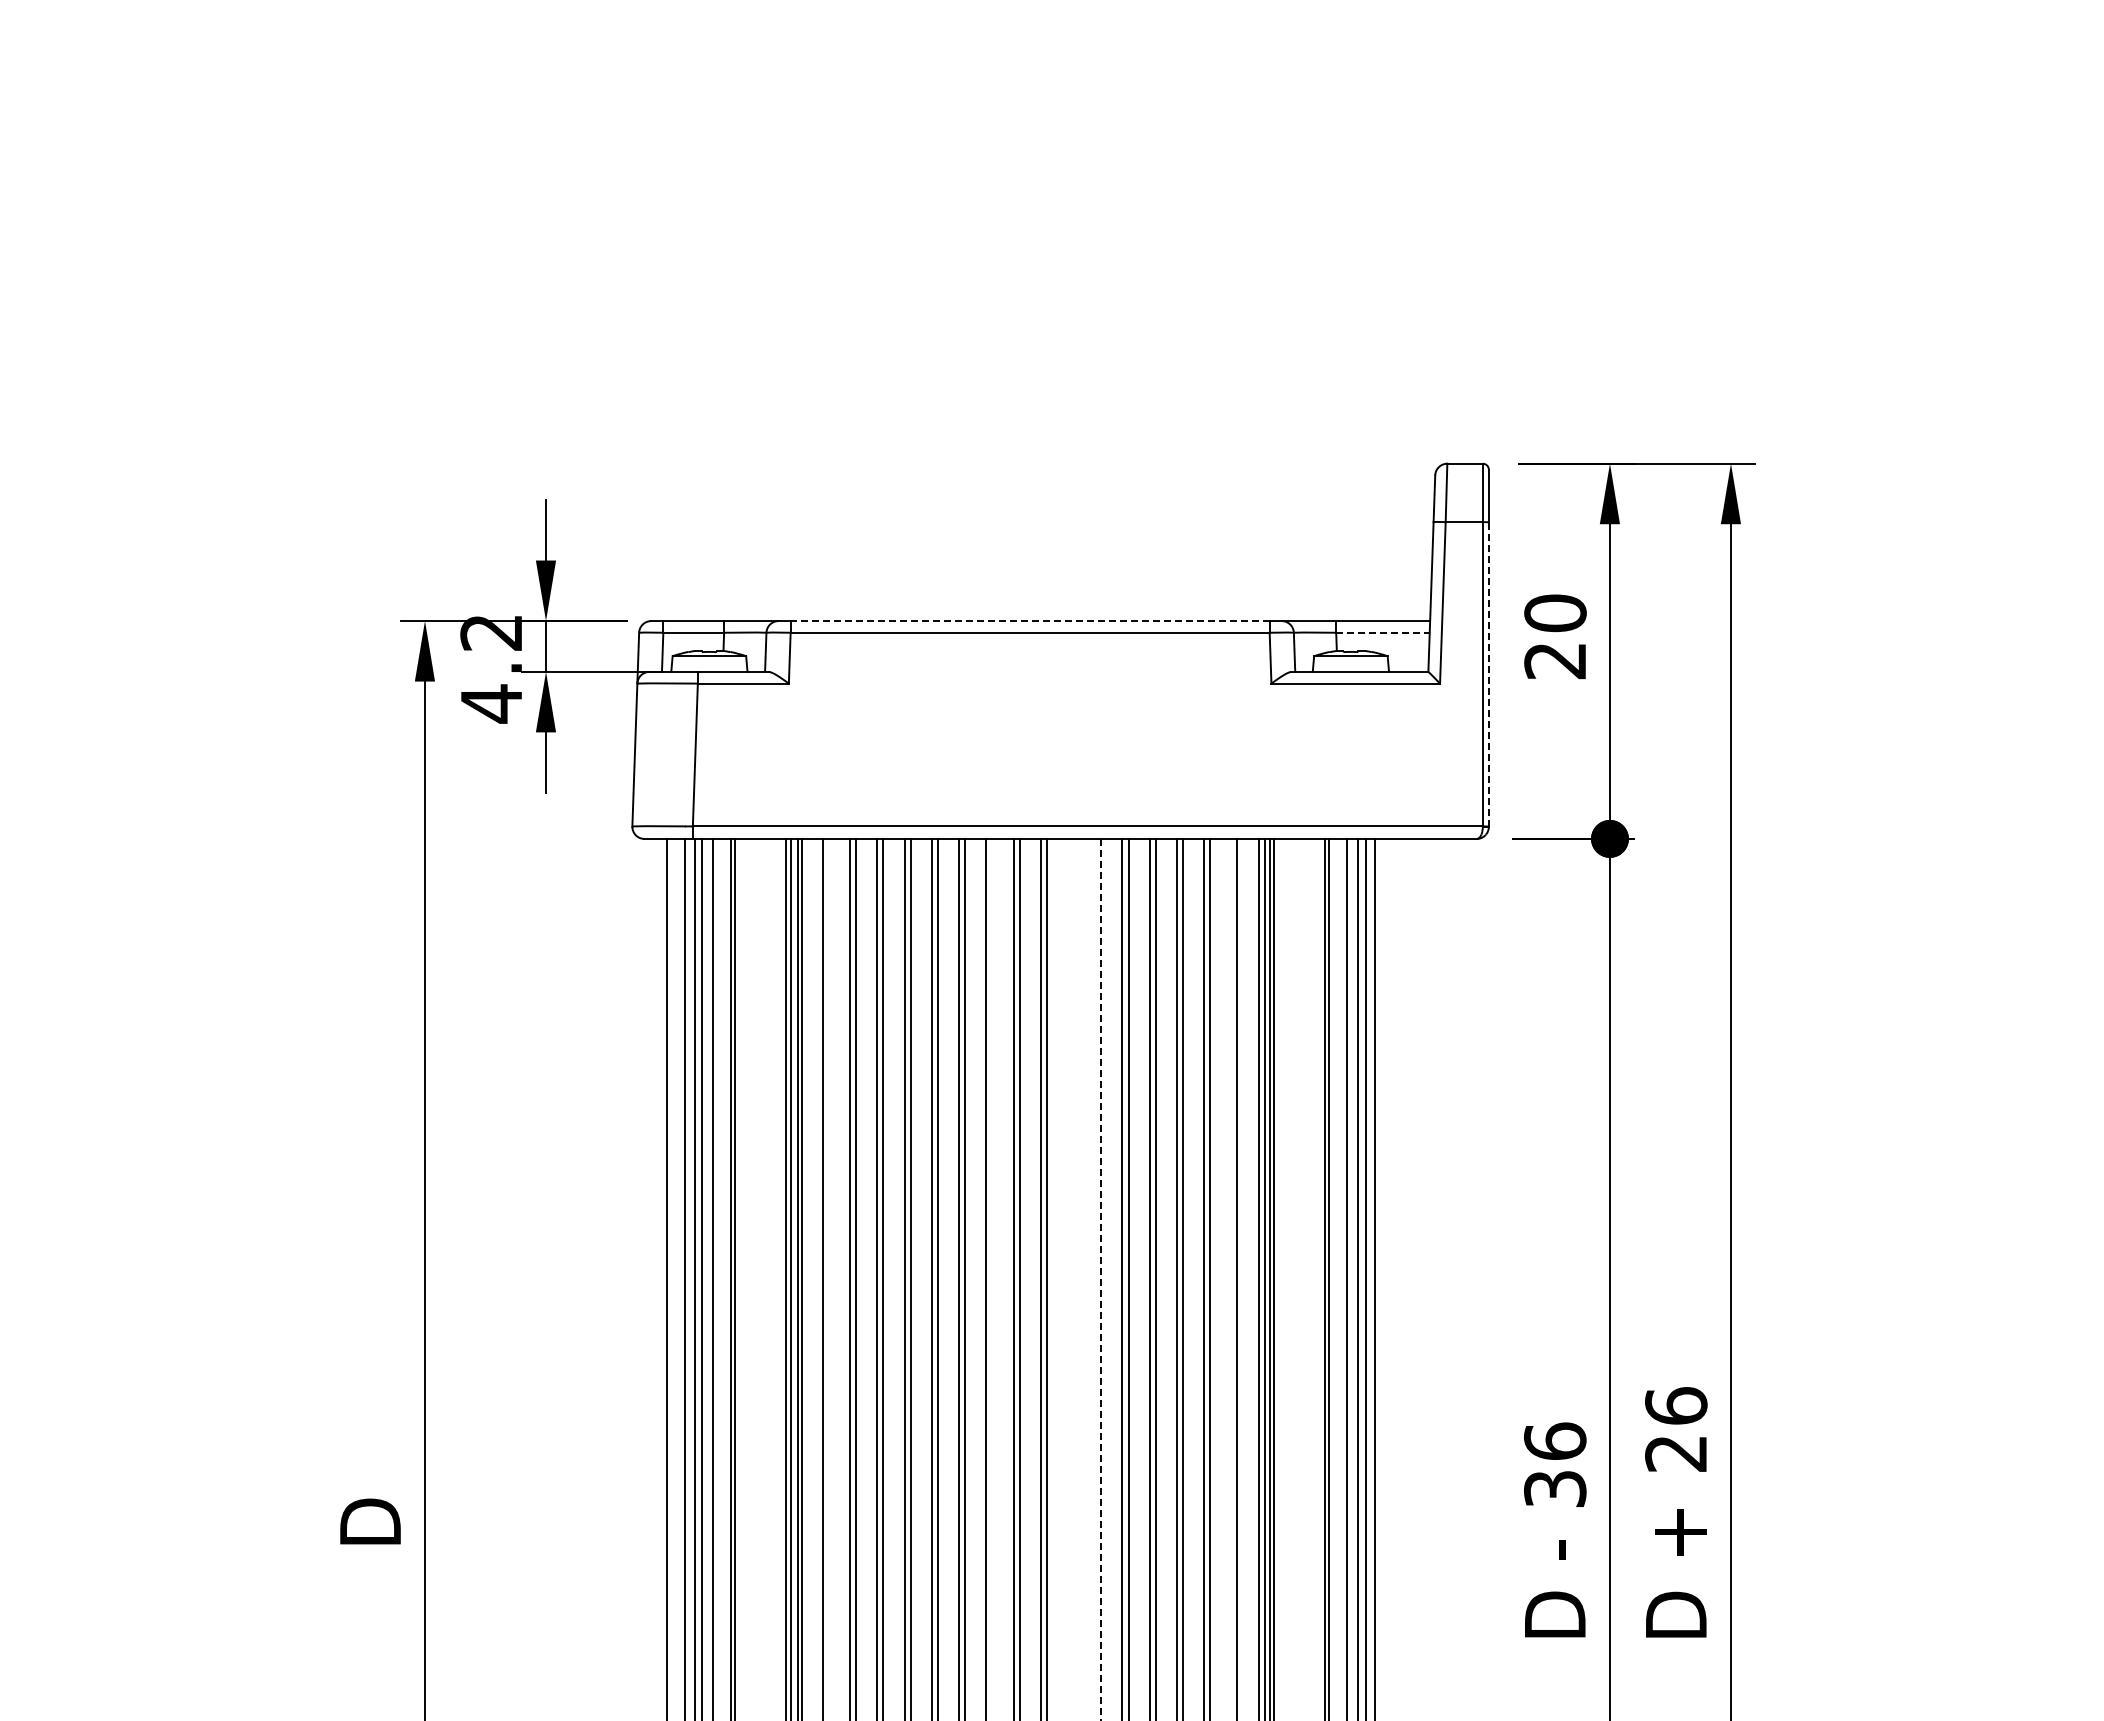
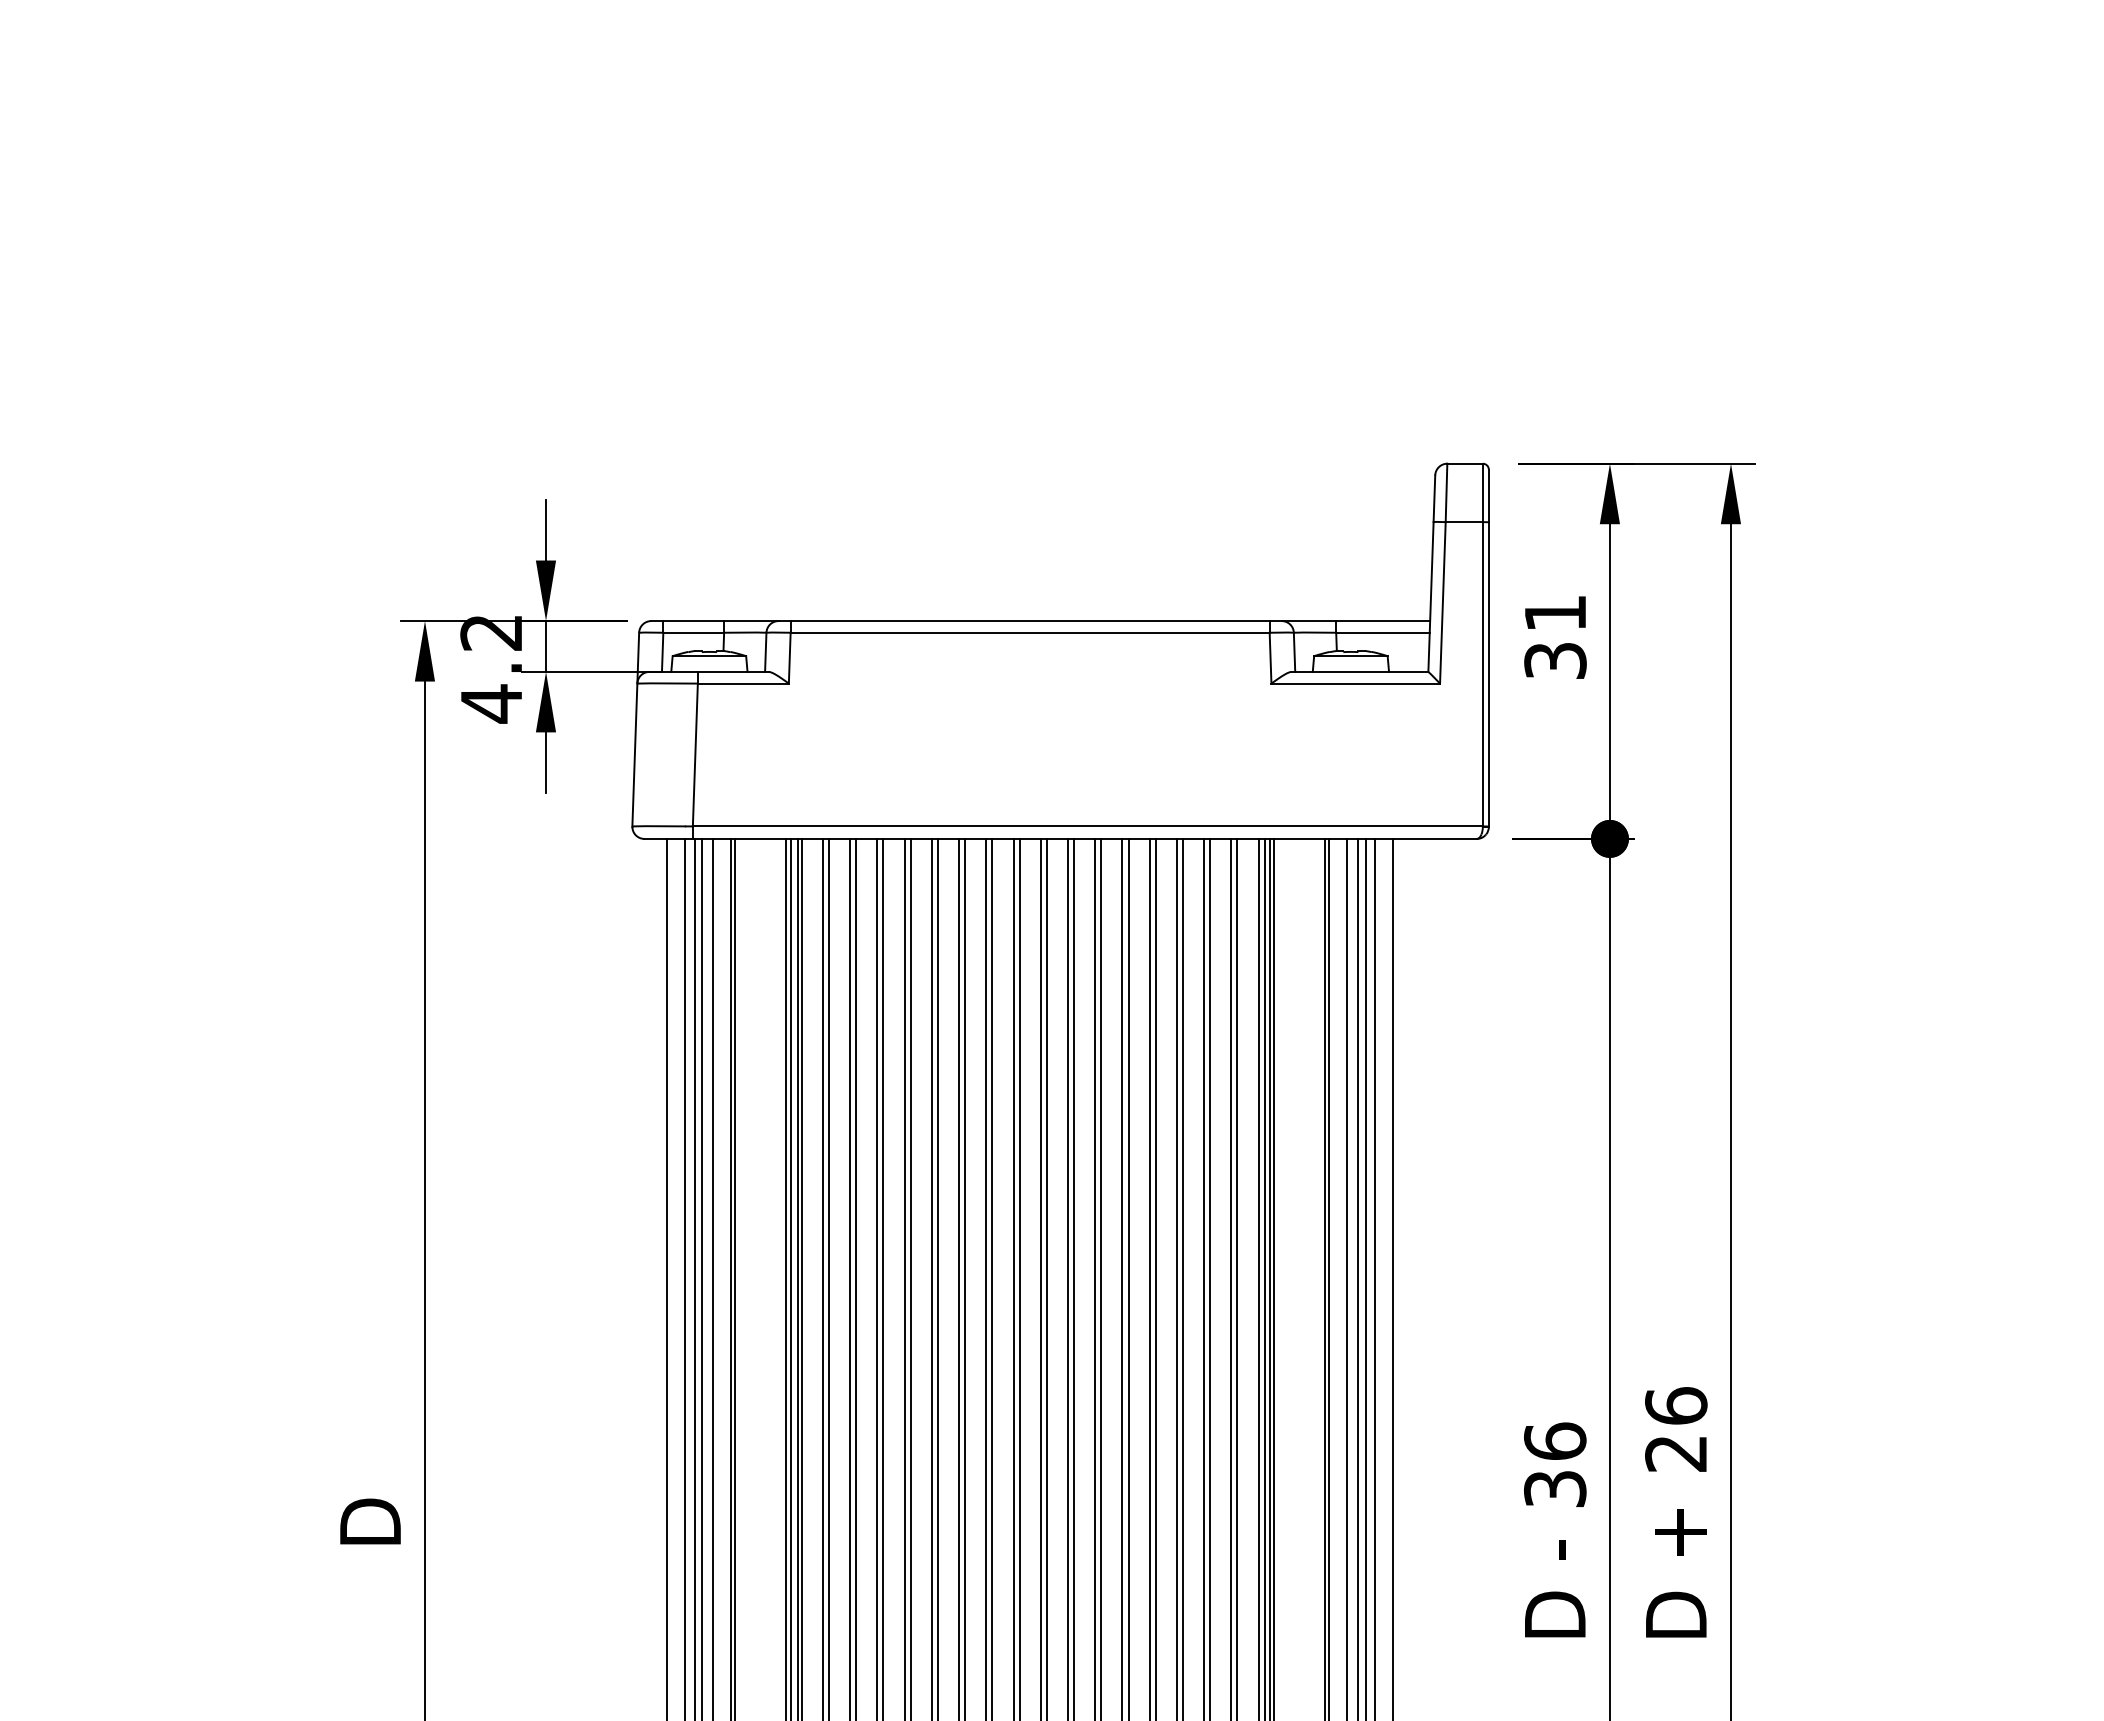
line: dashed -> solid (1030, 621)
line: dashed -> solid (1382, 632)
text: 20 -> 31 (1555, 636)
line: dashed -> solid (1488, 673)
line: none -> present (828, 1277)
line: none -> present (992, 1277)
line: none -> present (1067, 1277)
line: none -> present (1074, 1277)
line: none -> present (1095, 1277)
line: none -> present (1231, 1277)
line: none -> present (1393, 1277)
line: dashed -> solid (1101, 1279)
